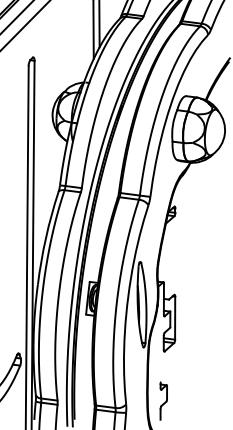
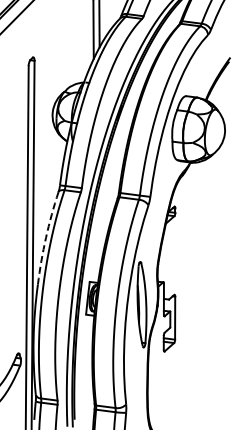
line: present -> none (25, 25)
arc: solid -> dashed (46, 237)
part: present -> none (163, 400)
